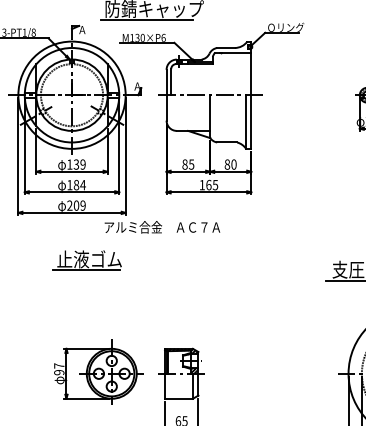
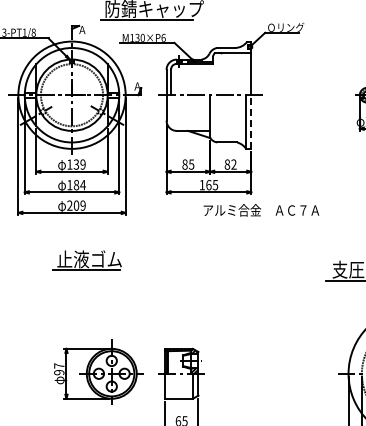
line: solid -> dashed (251, 122)
text: 80 -> 82 (233, 164)
text position: (162, 227) -> (261, 210) (261, 210)
